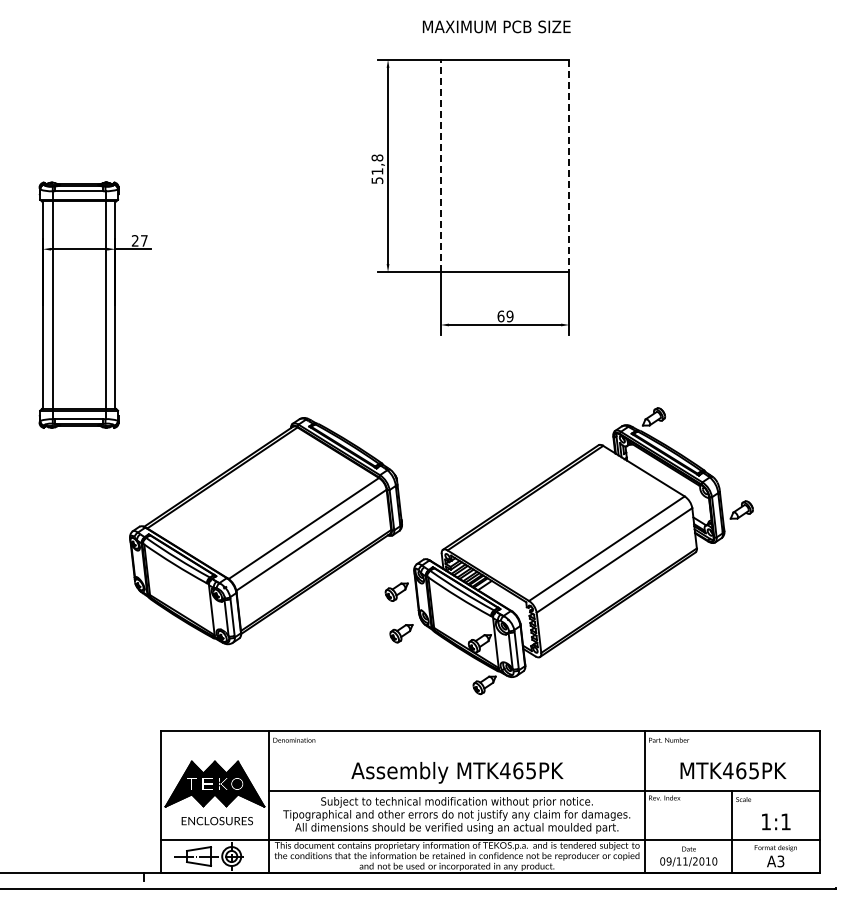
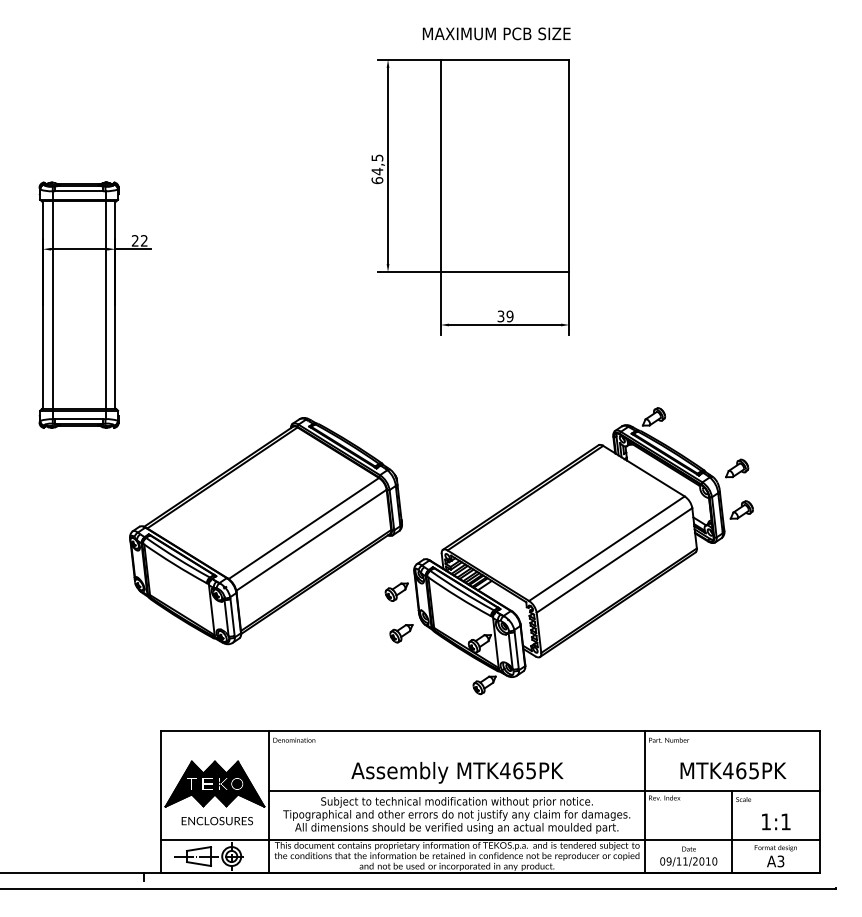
text position: (496, 26) -> (496, 33) (496, 33)
line: dashed -> solid (440, 165)
line: dashed -> solid (569, 166)
text: 51,8 -> 64,5 (377, 169)
text: 27 -> 22 (144, 240)
text: 69 -> 39 (500, 316)
part: none -> present (737, 468)
